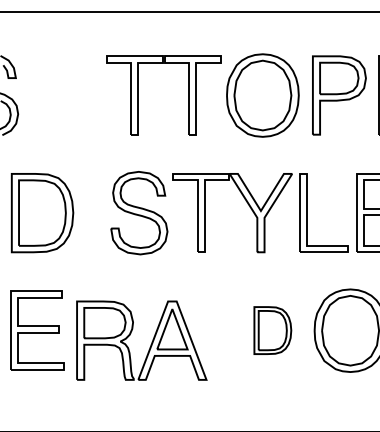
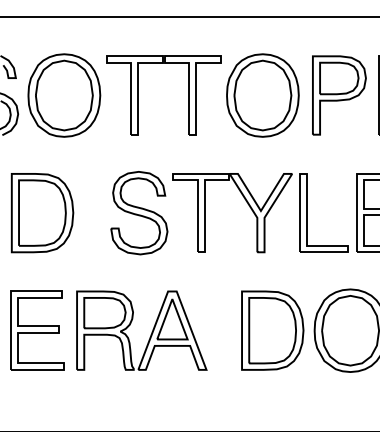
line position: (189, 11) -> (189, 16) (189, 16)
part: none -> present (64, 95)
part size: 40x49 px -> 64x81 px (272, 330)
part position: (150, 344) -> (150, 334) (150, 334)
